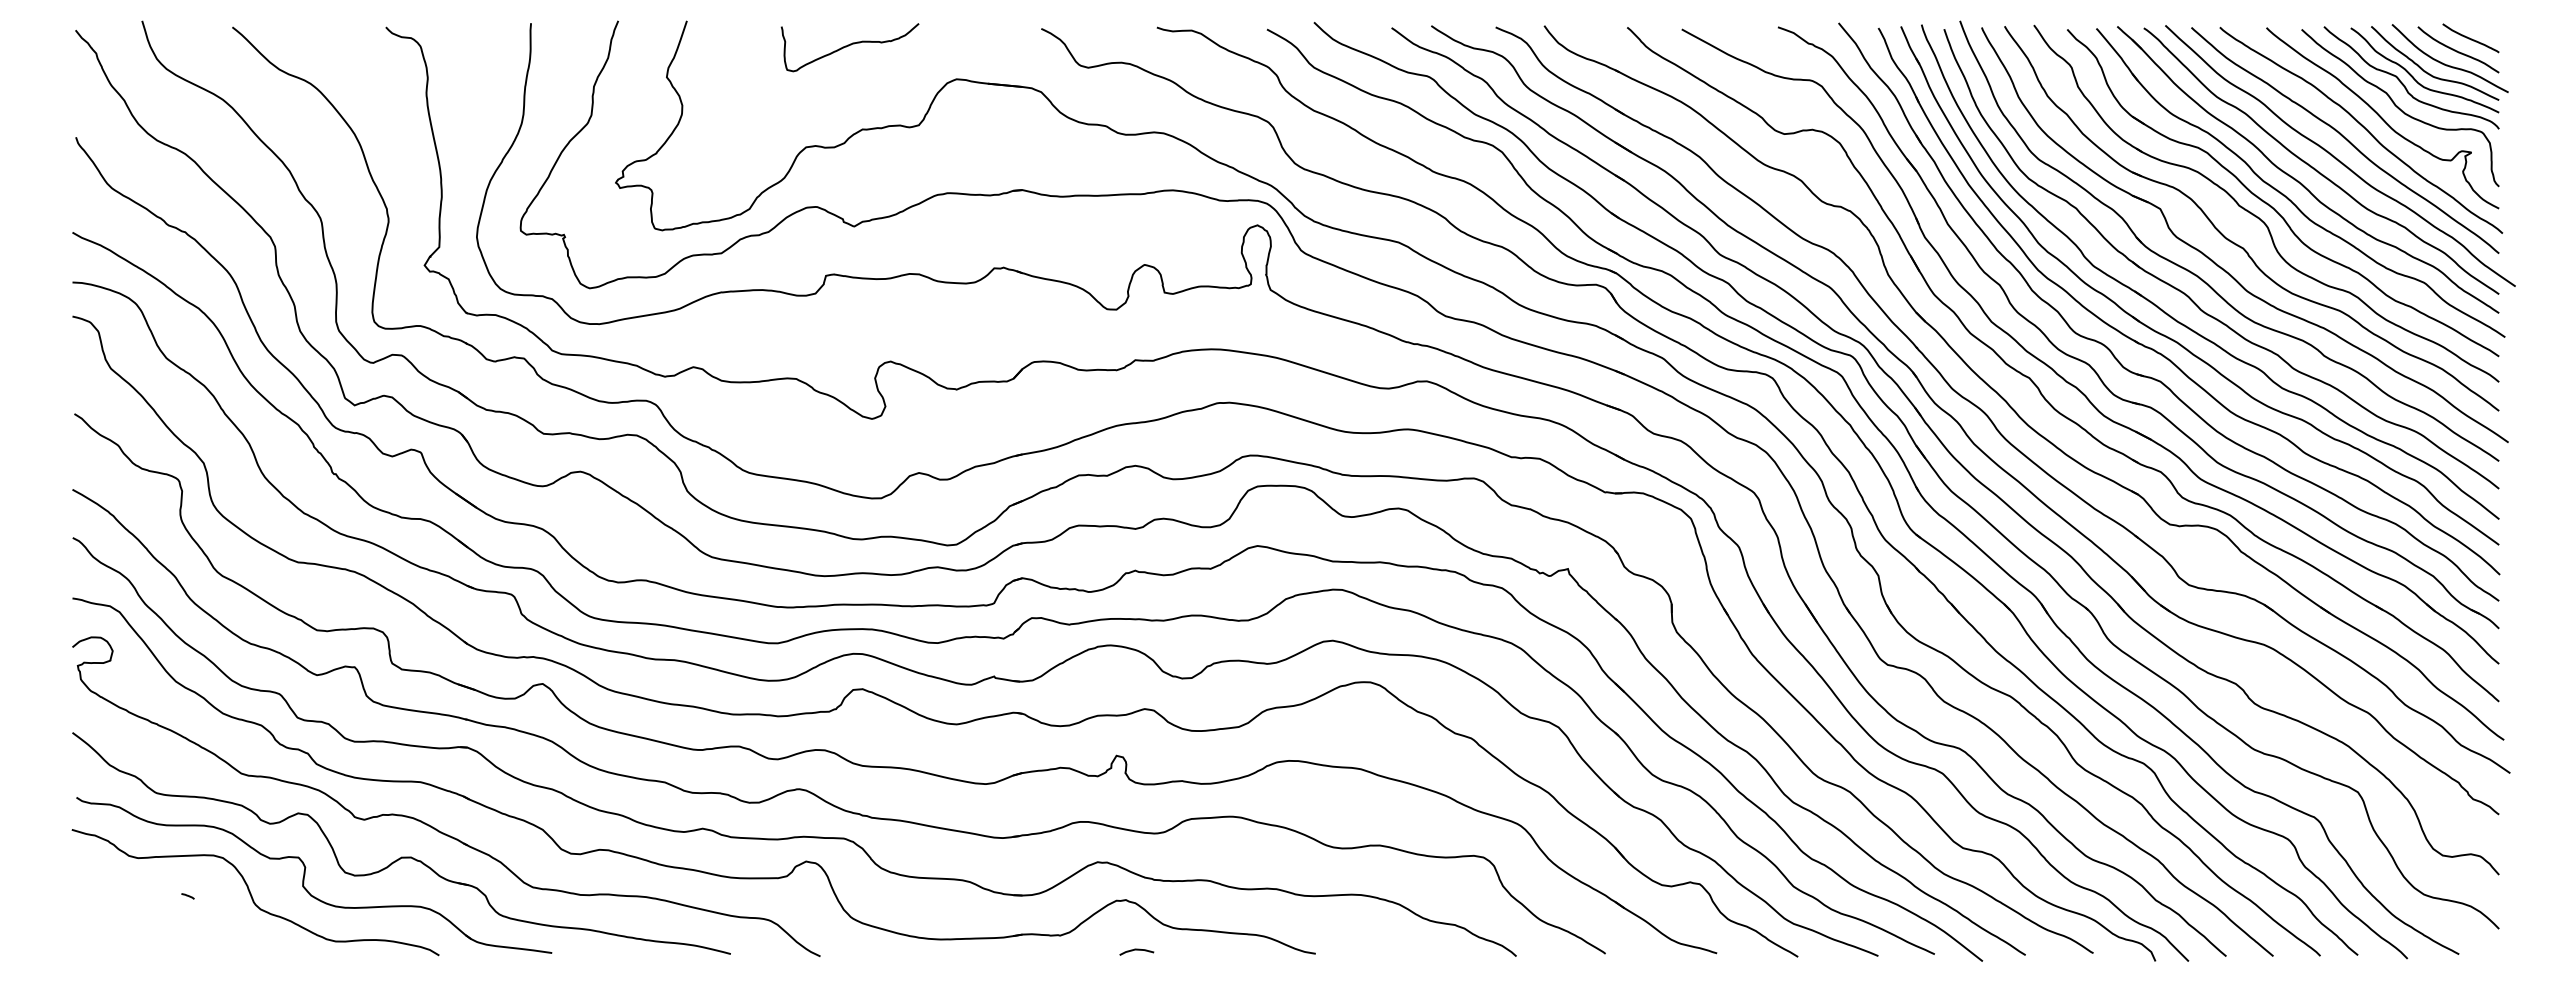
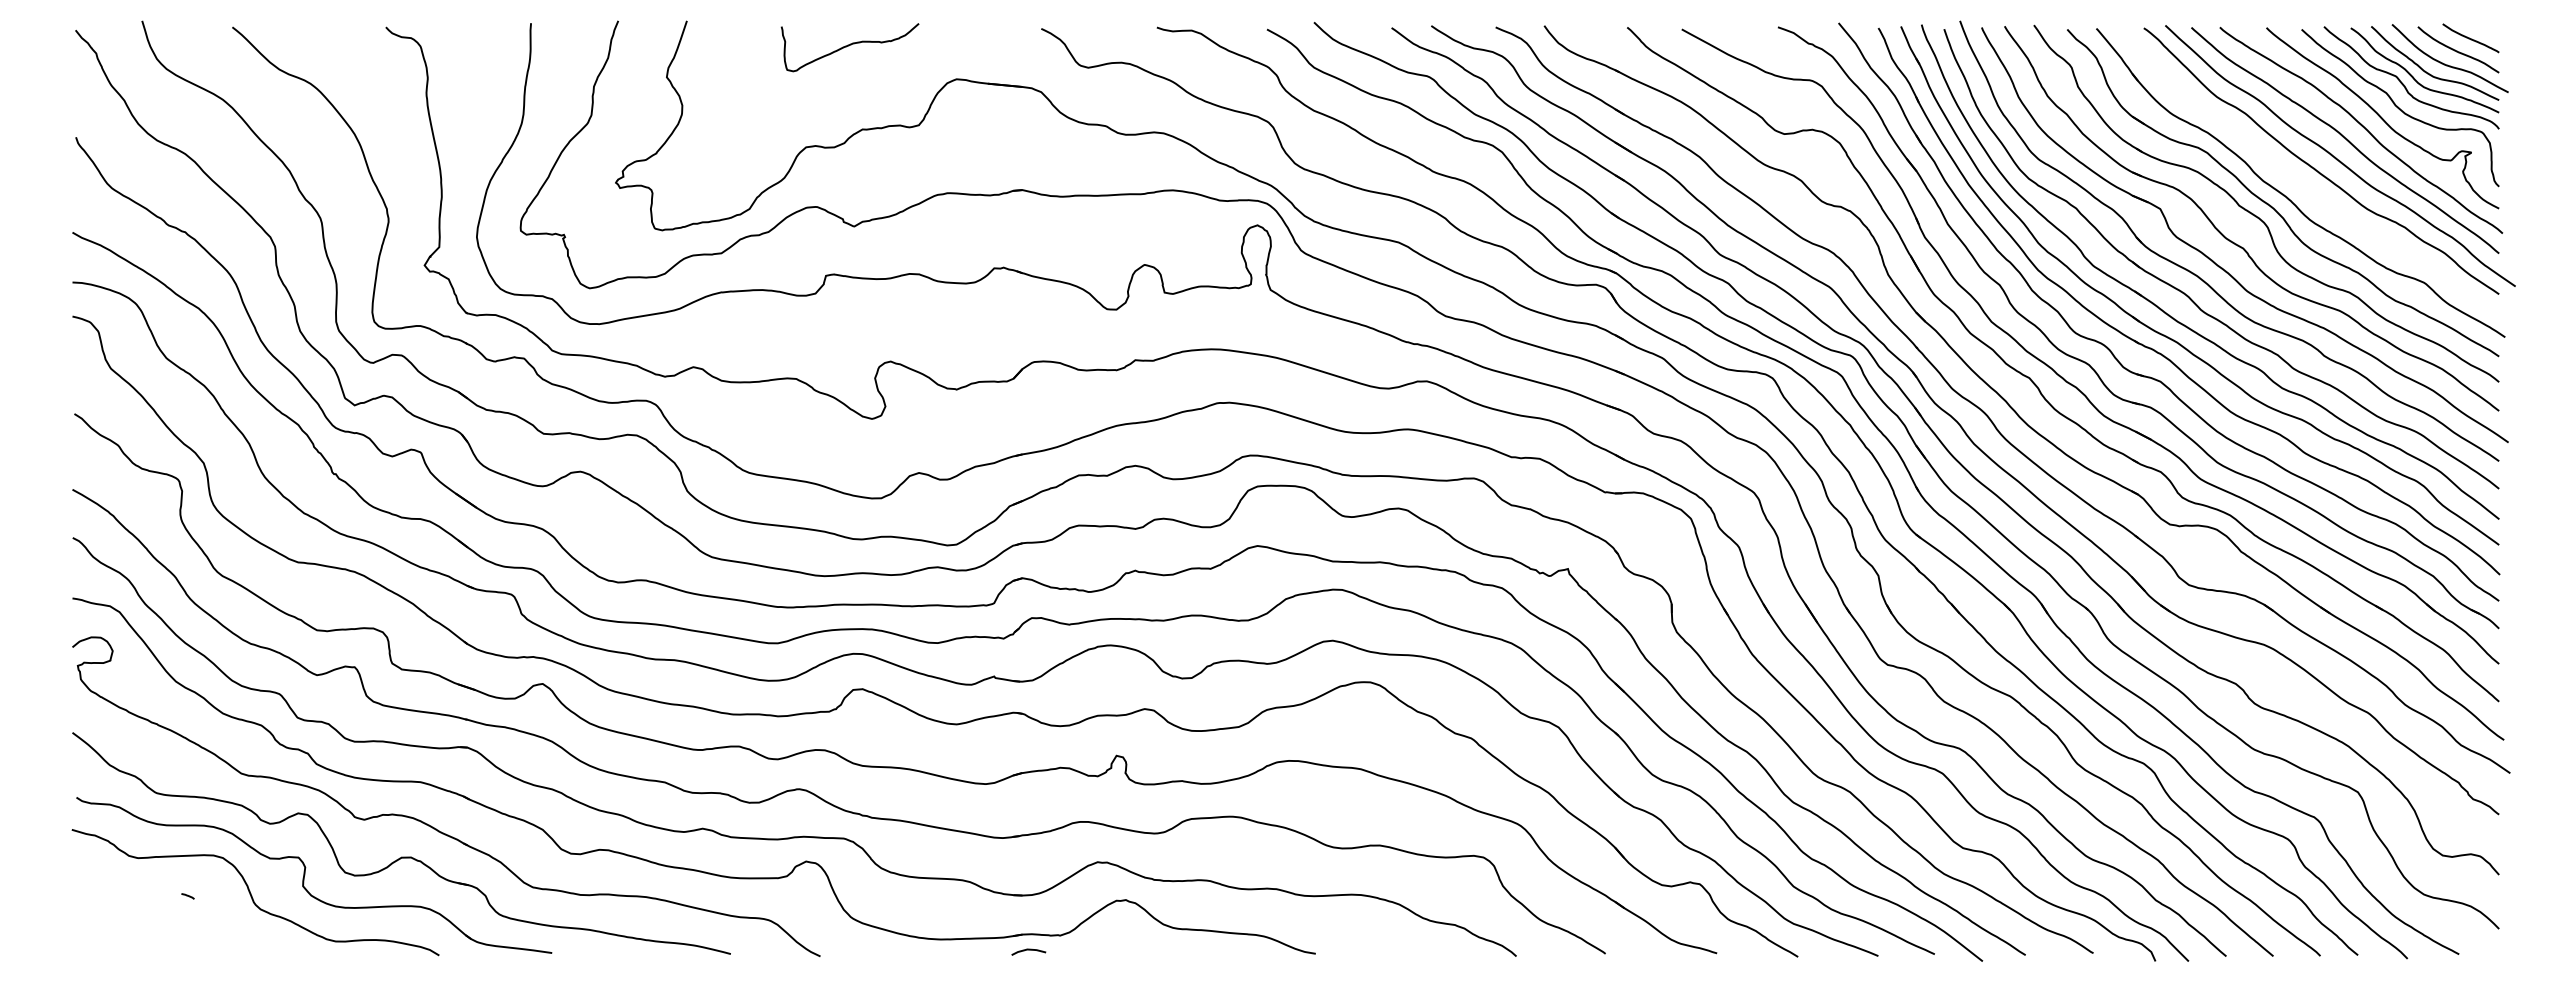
part: present -> none (2298, 180)
curve position: (1136, 950) -> (1028, 950) (1028, 950)
